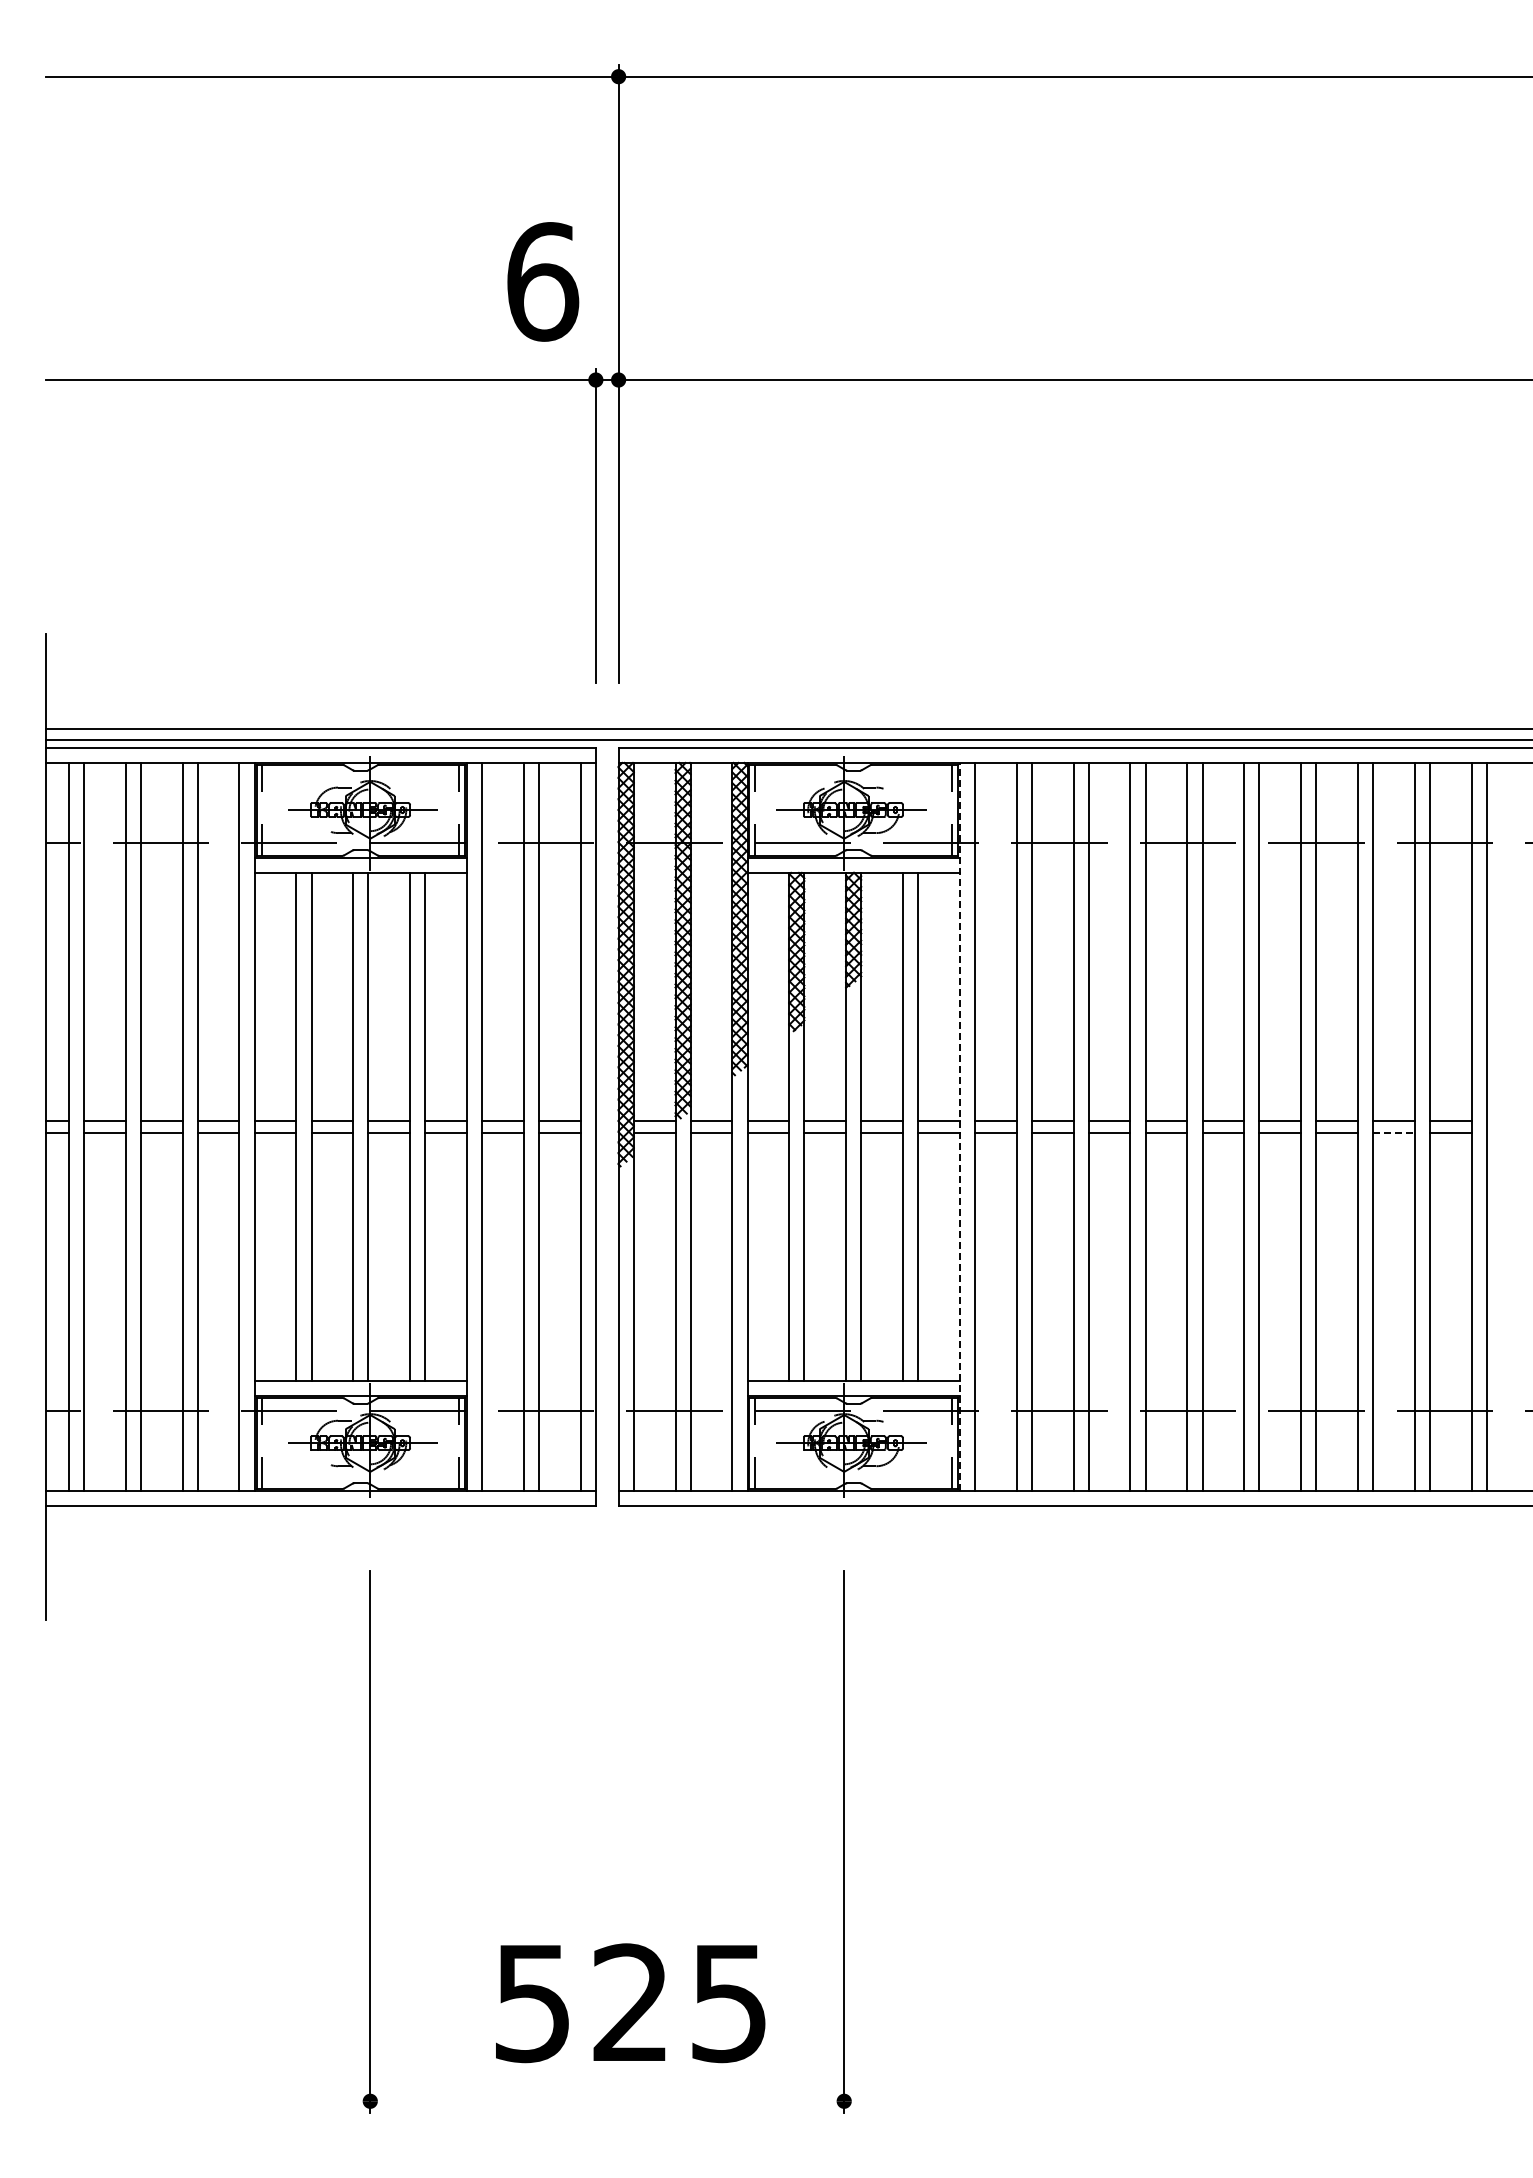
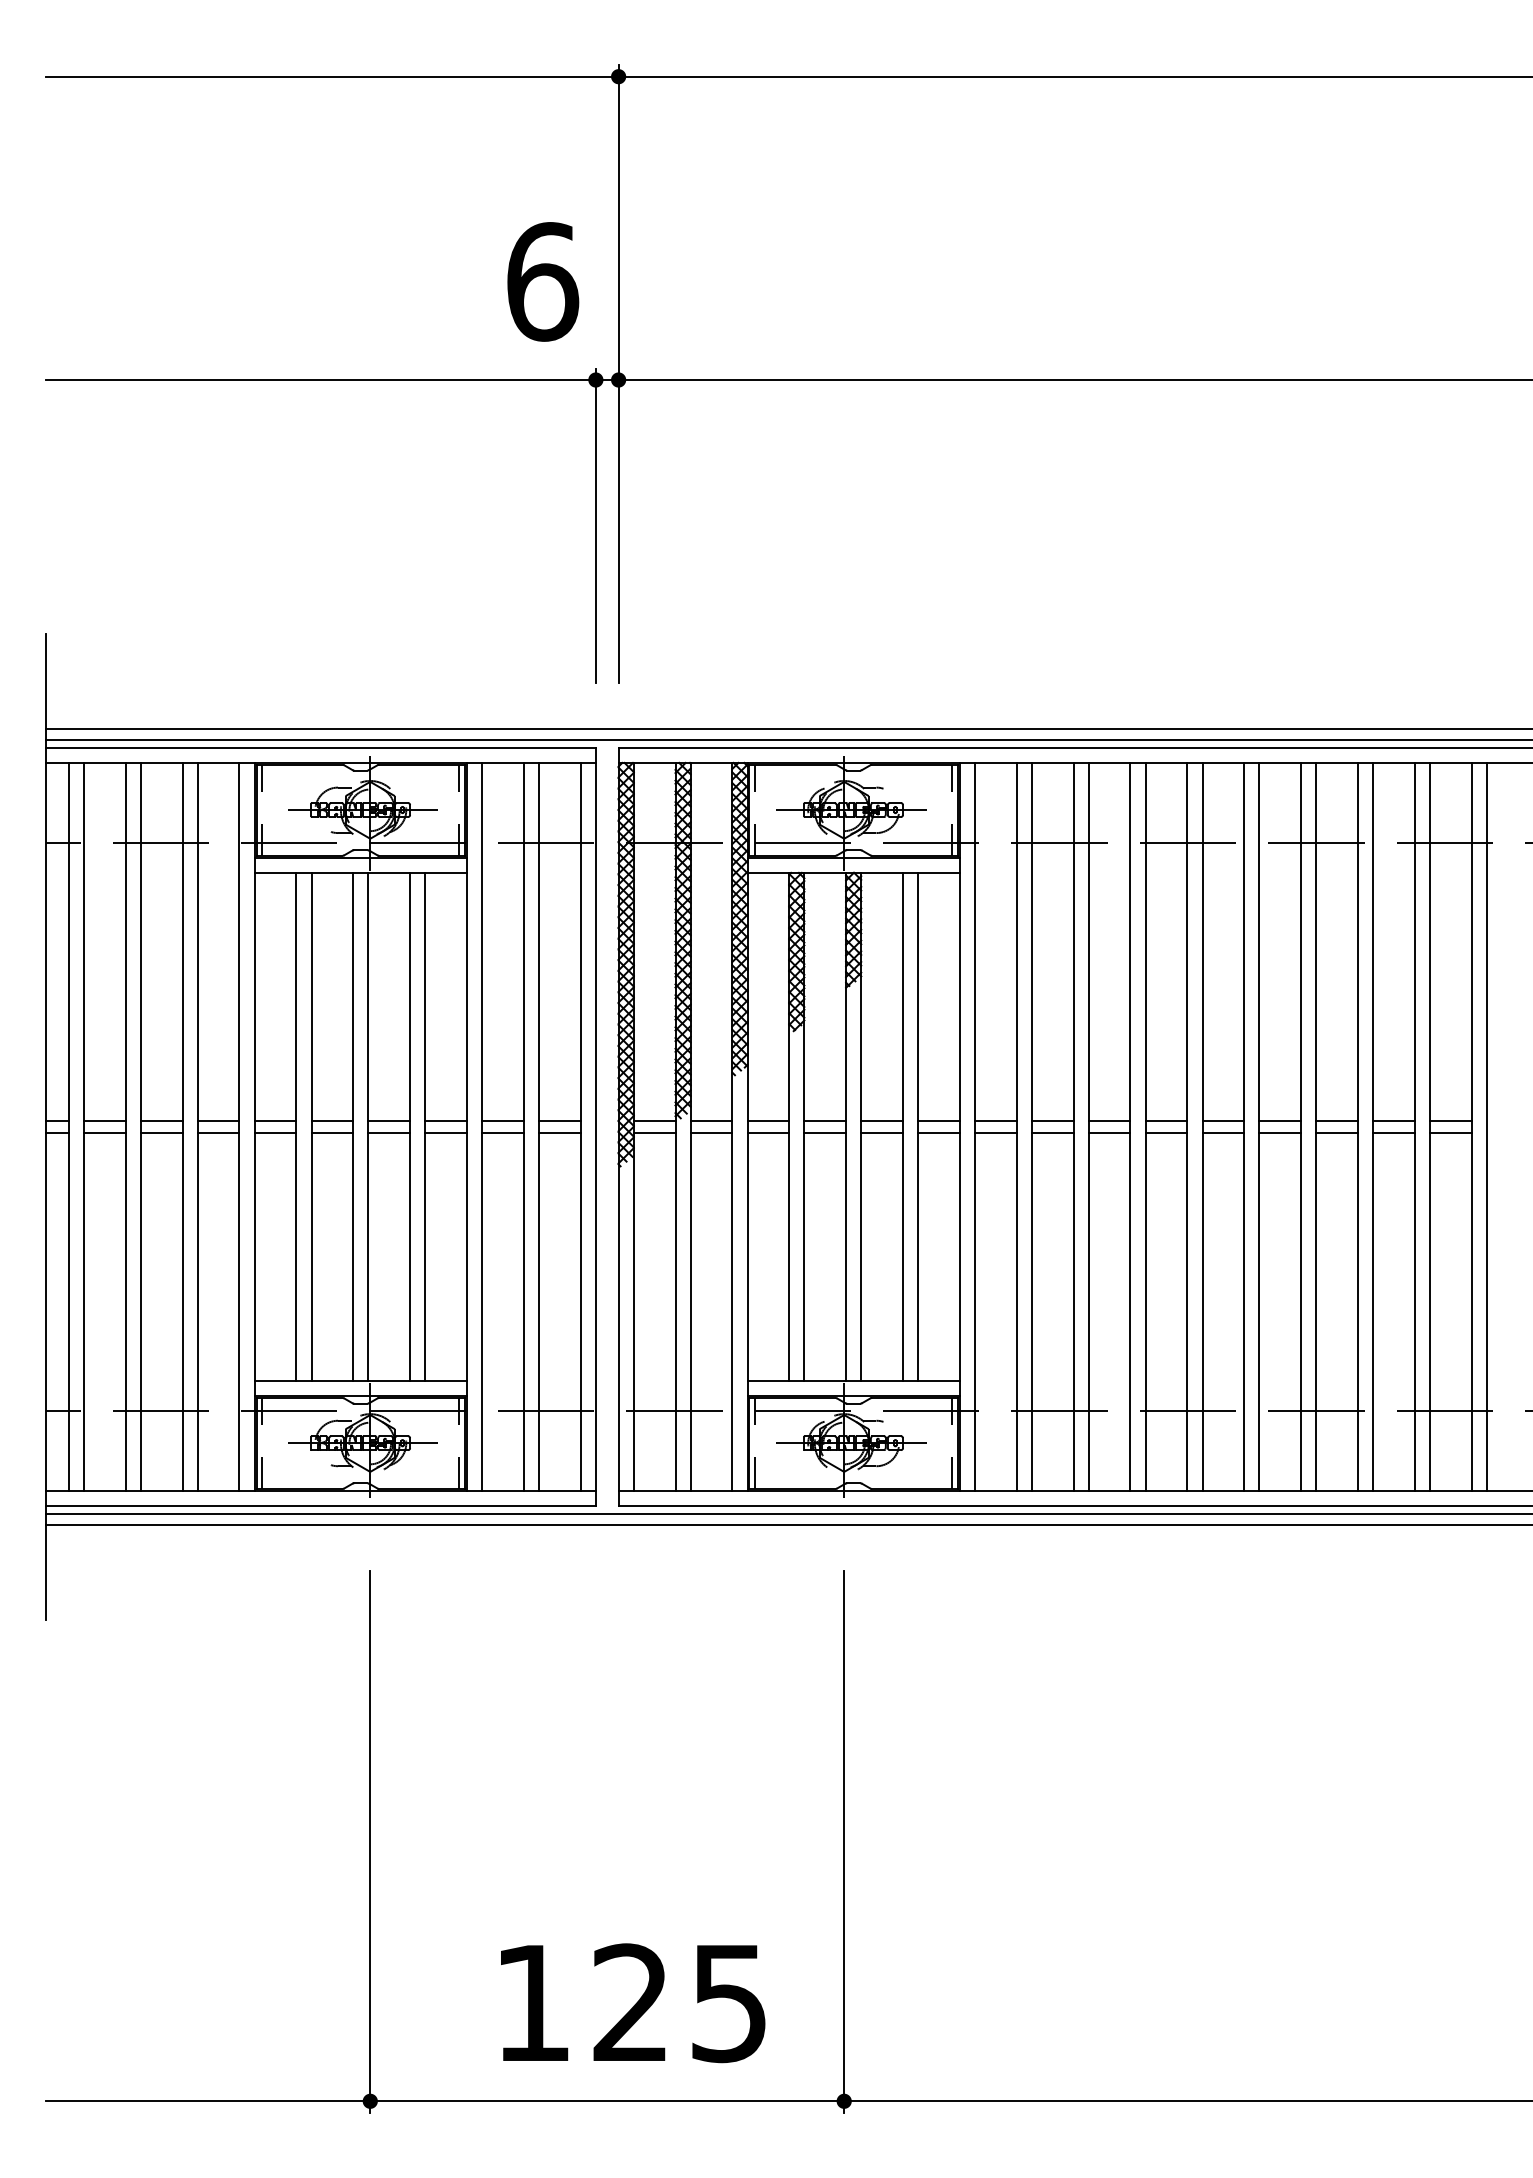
line: dashed -> solid (959, 1126)
line: dashed -> solid (1393, 1132)
line: none -> present (787, 1513)
line: none -> present (787, 1525)
text: 525 -> 125 (532, 2004)
line: none -> present (787, 2101)
